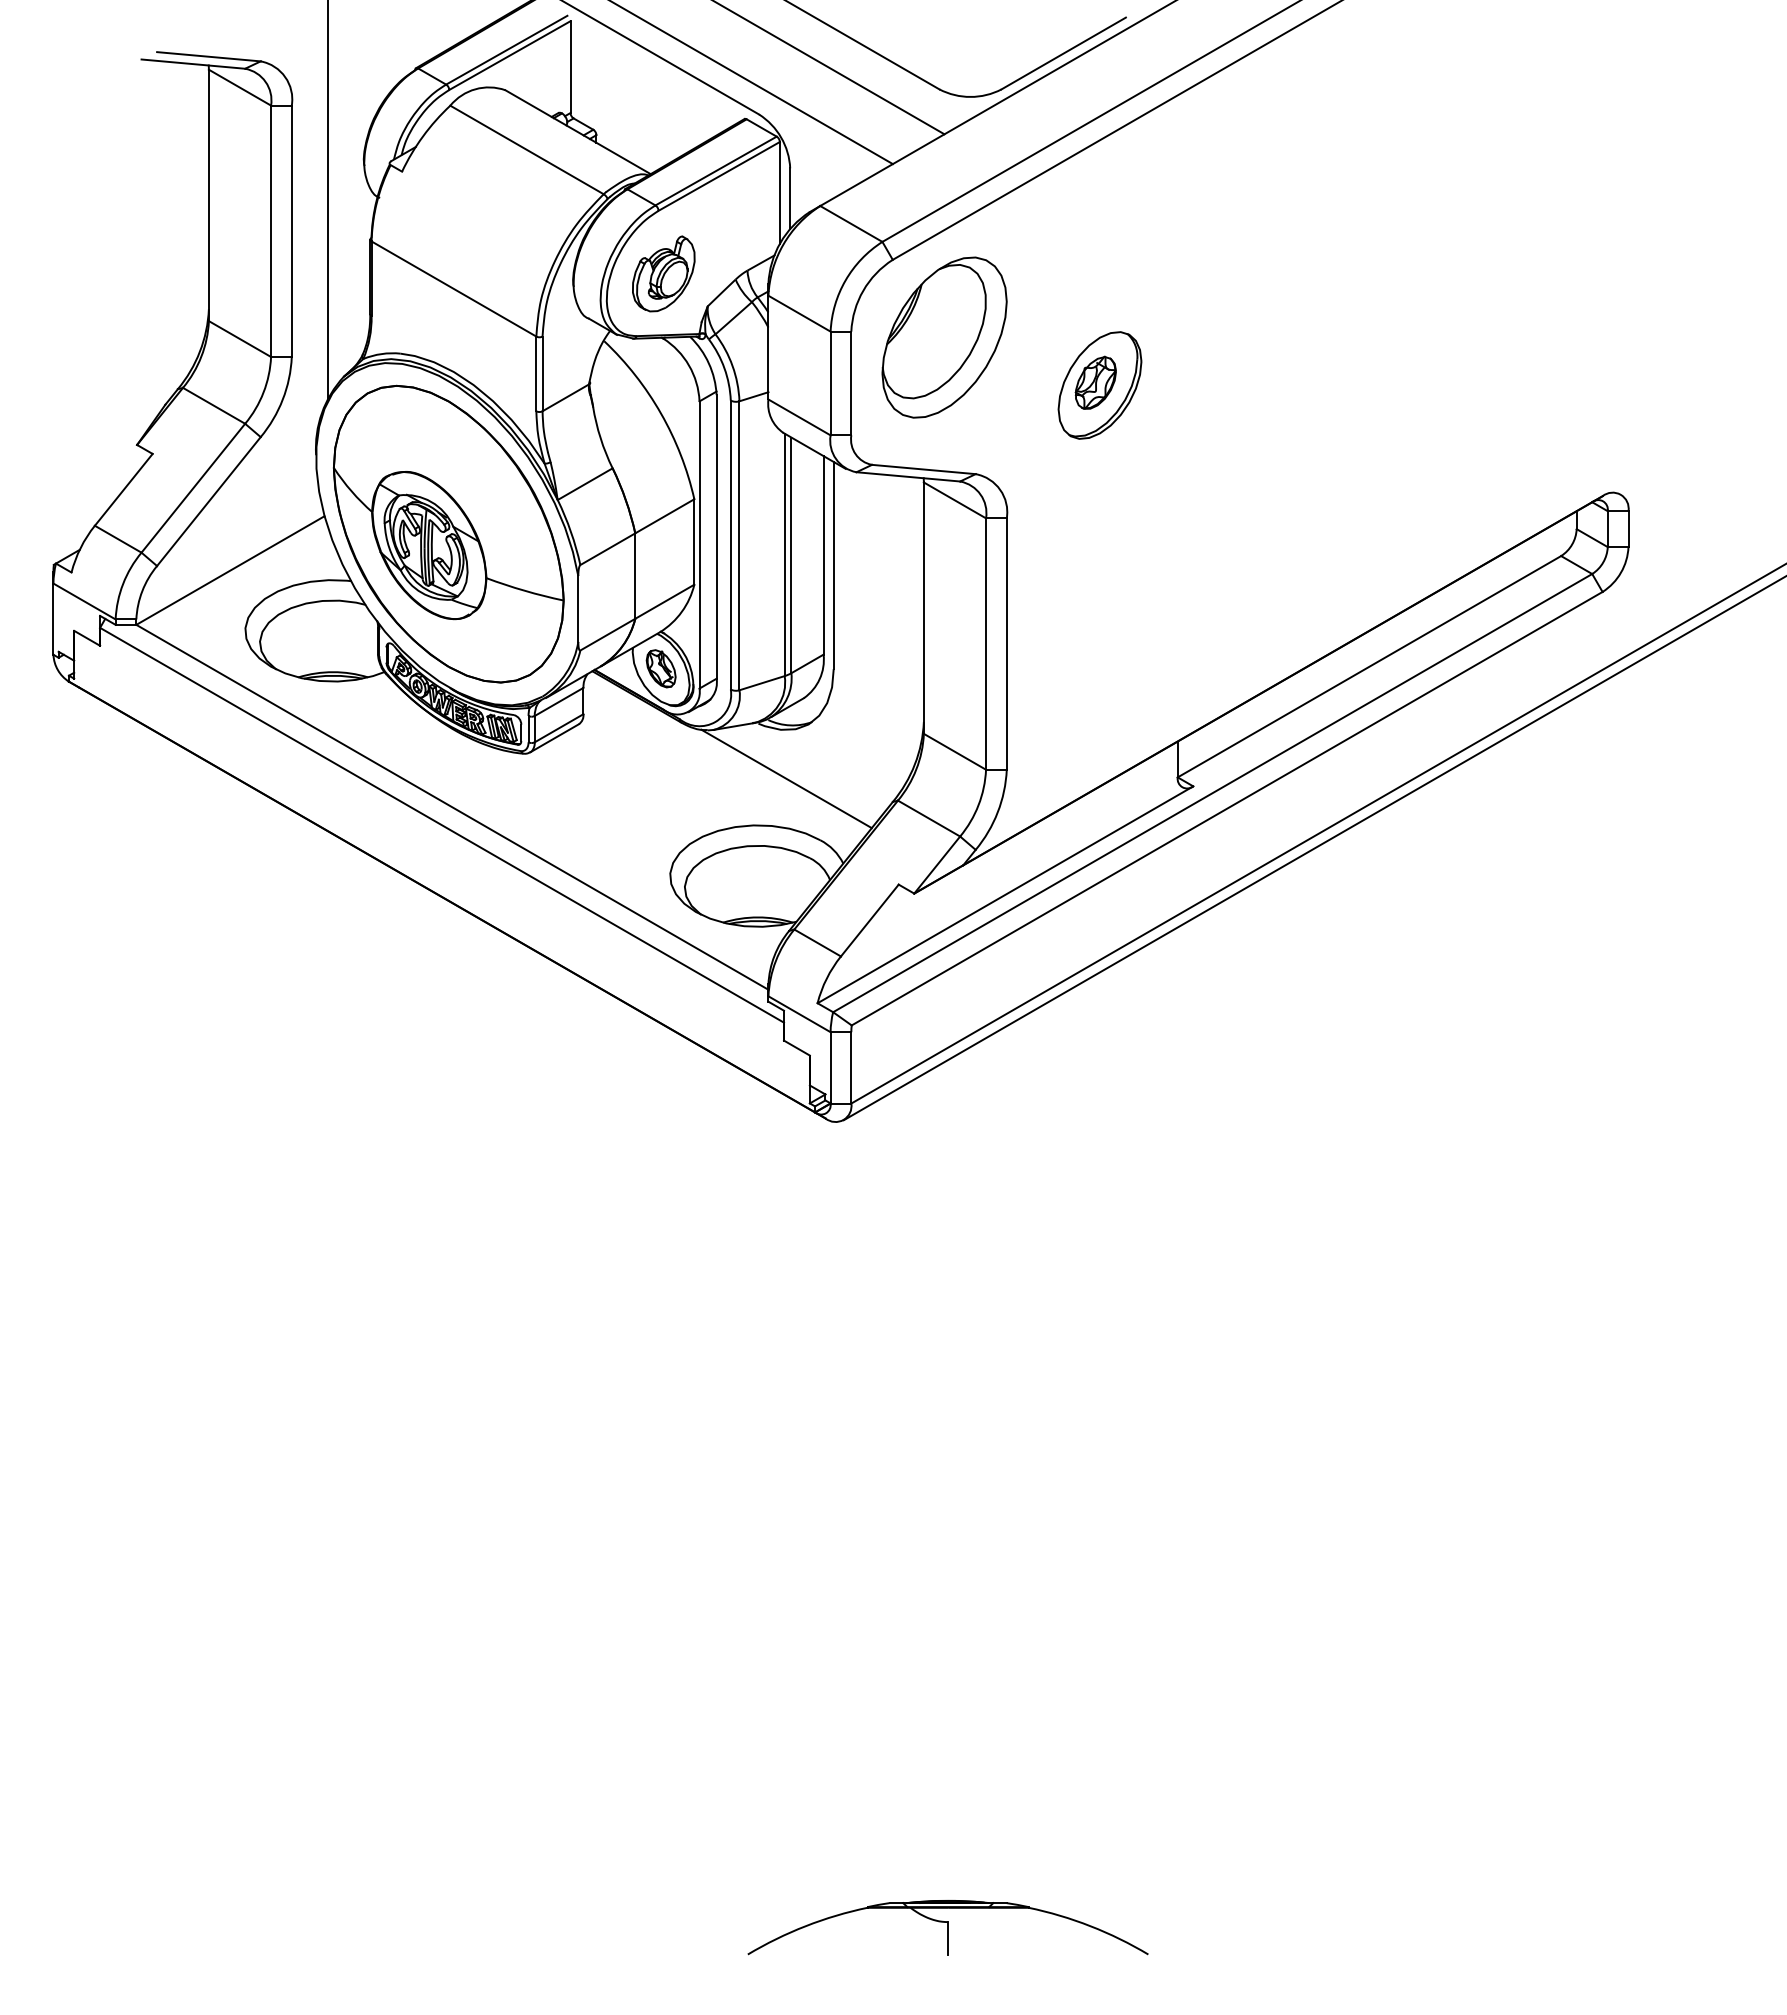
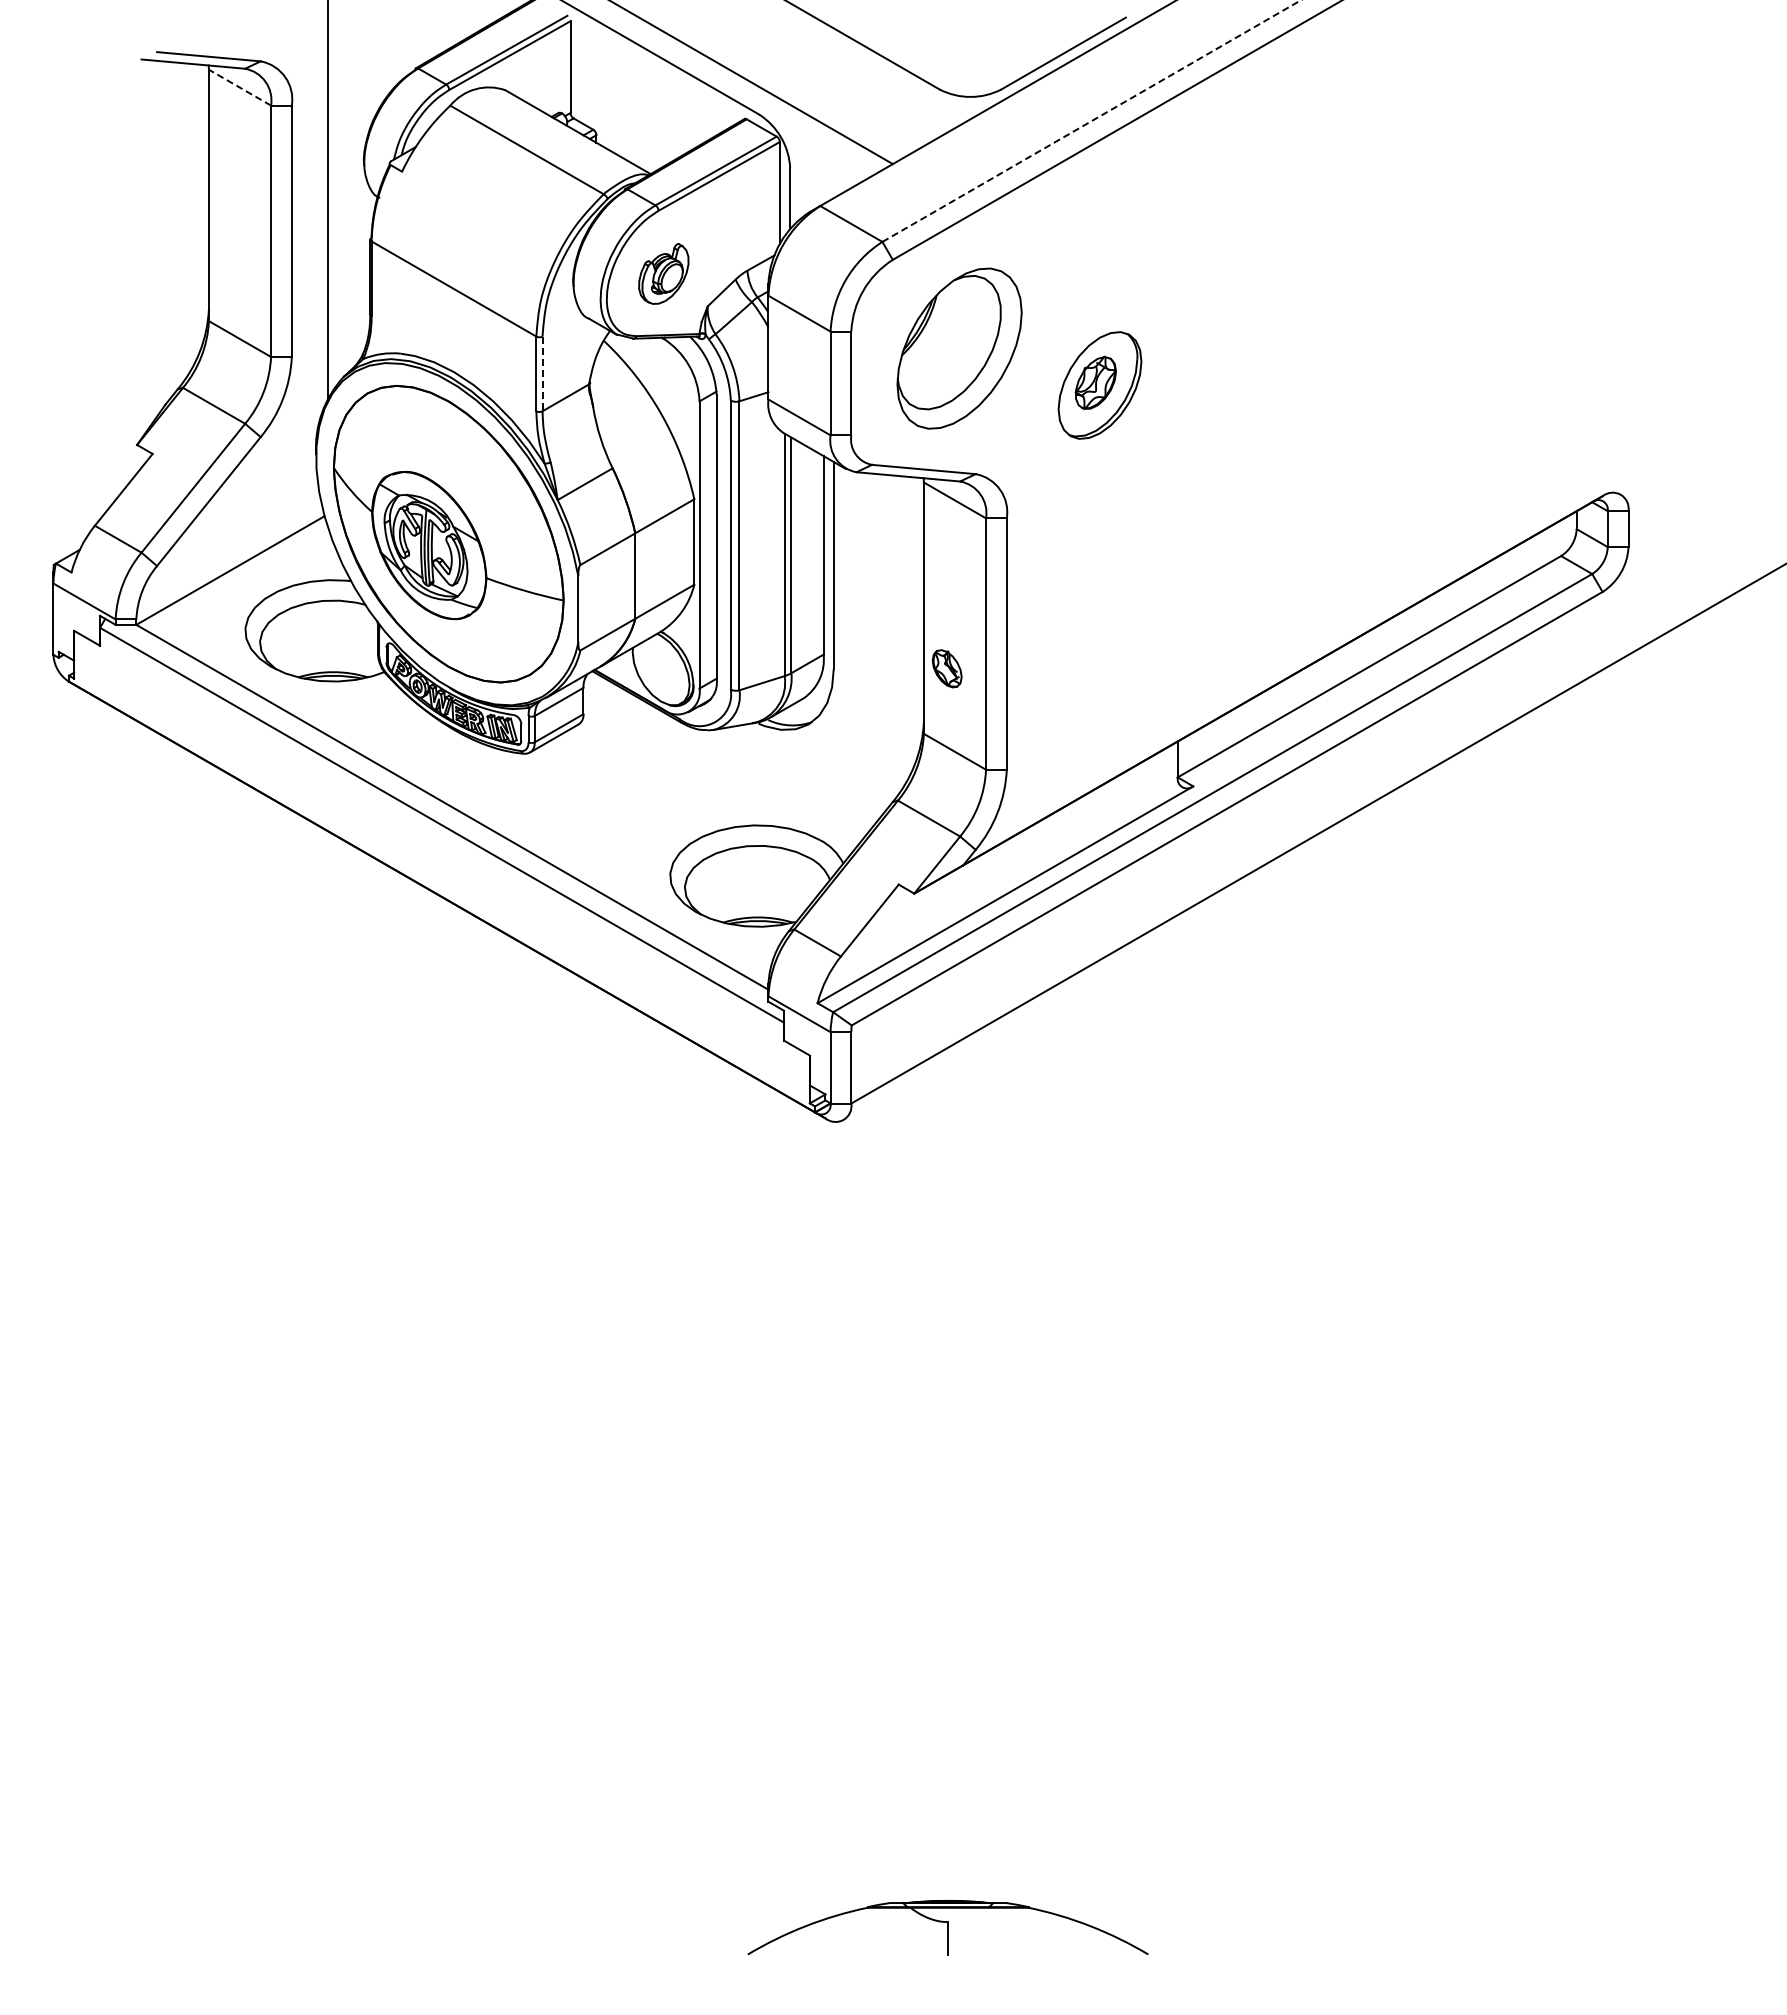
line: present -> none (829, 68)
line: solid -> dashed (240, 87)
line: solid -> dashed (1091, 120)
part size: 64x78 px -> 52x62 px (663, 273)
part position: (944, 337) -> (959, 348) (959, 348)
line: solid -> dashed (542, 374)
part position: (660, 668) -> (946, 668) (946, 668)
line: present -> none (786, 778)
line: present -> none (1313, 848)
